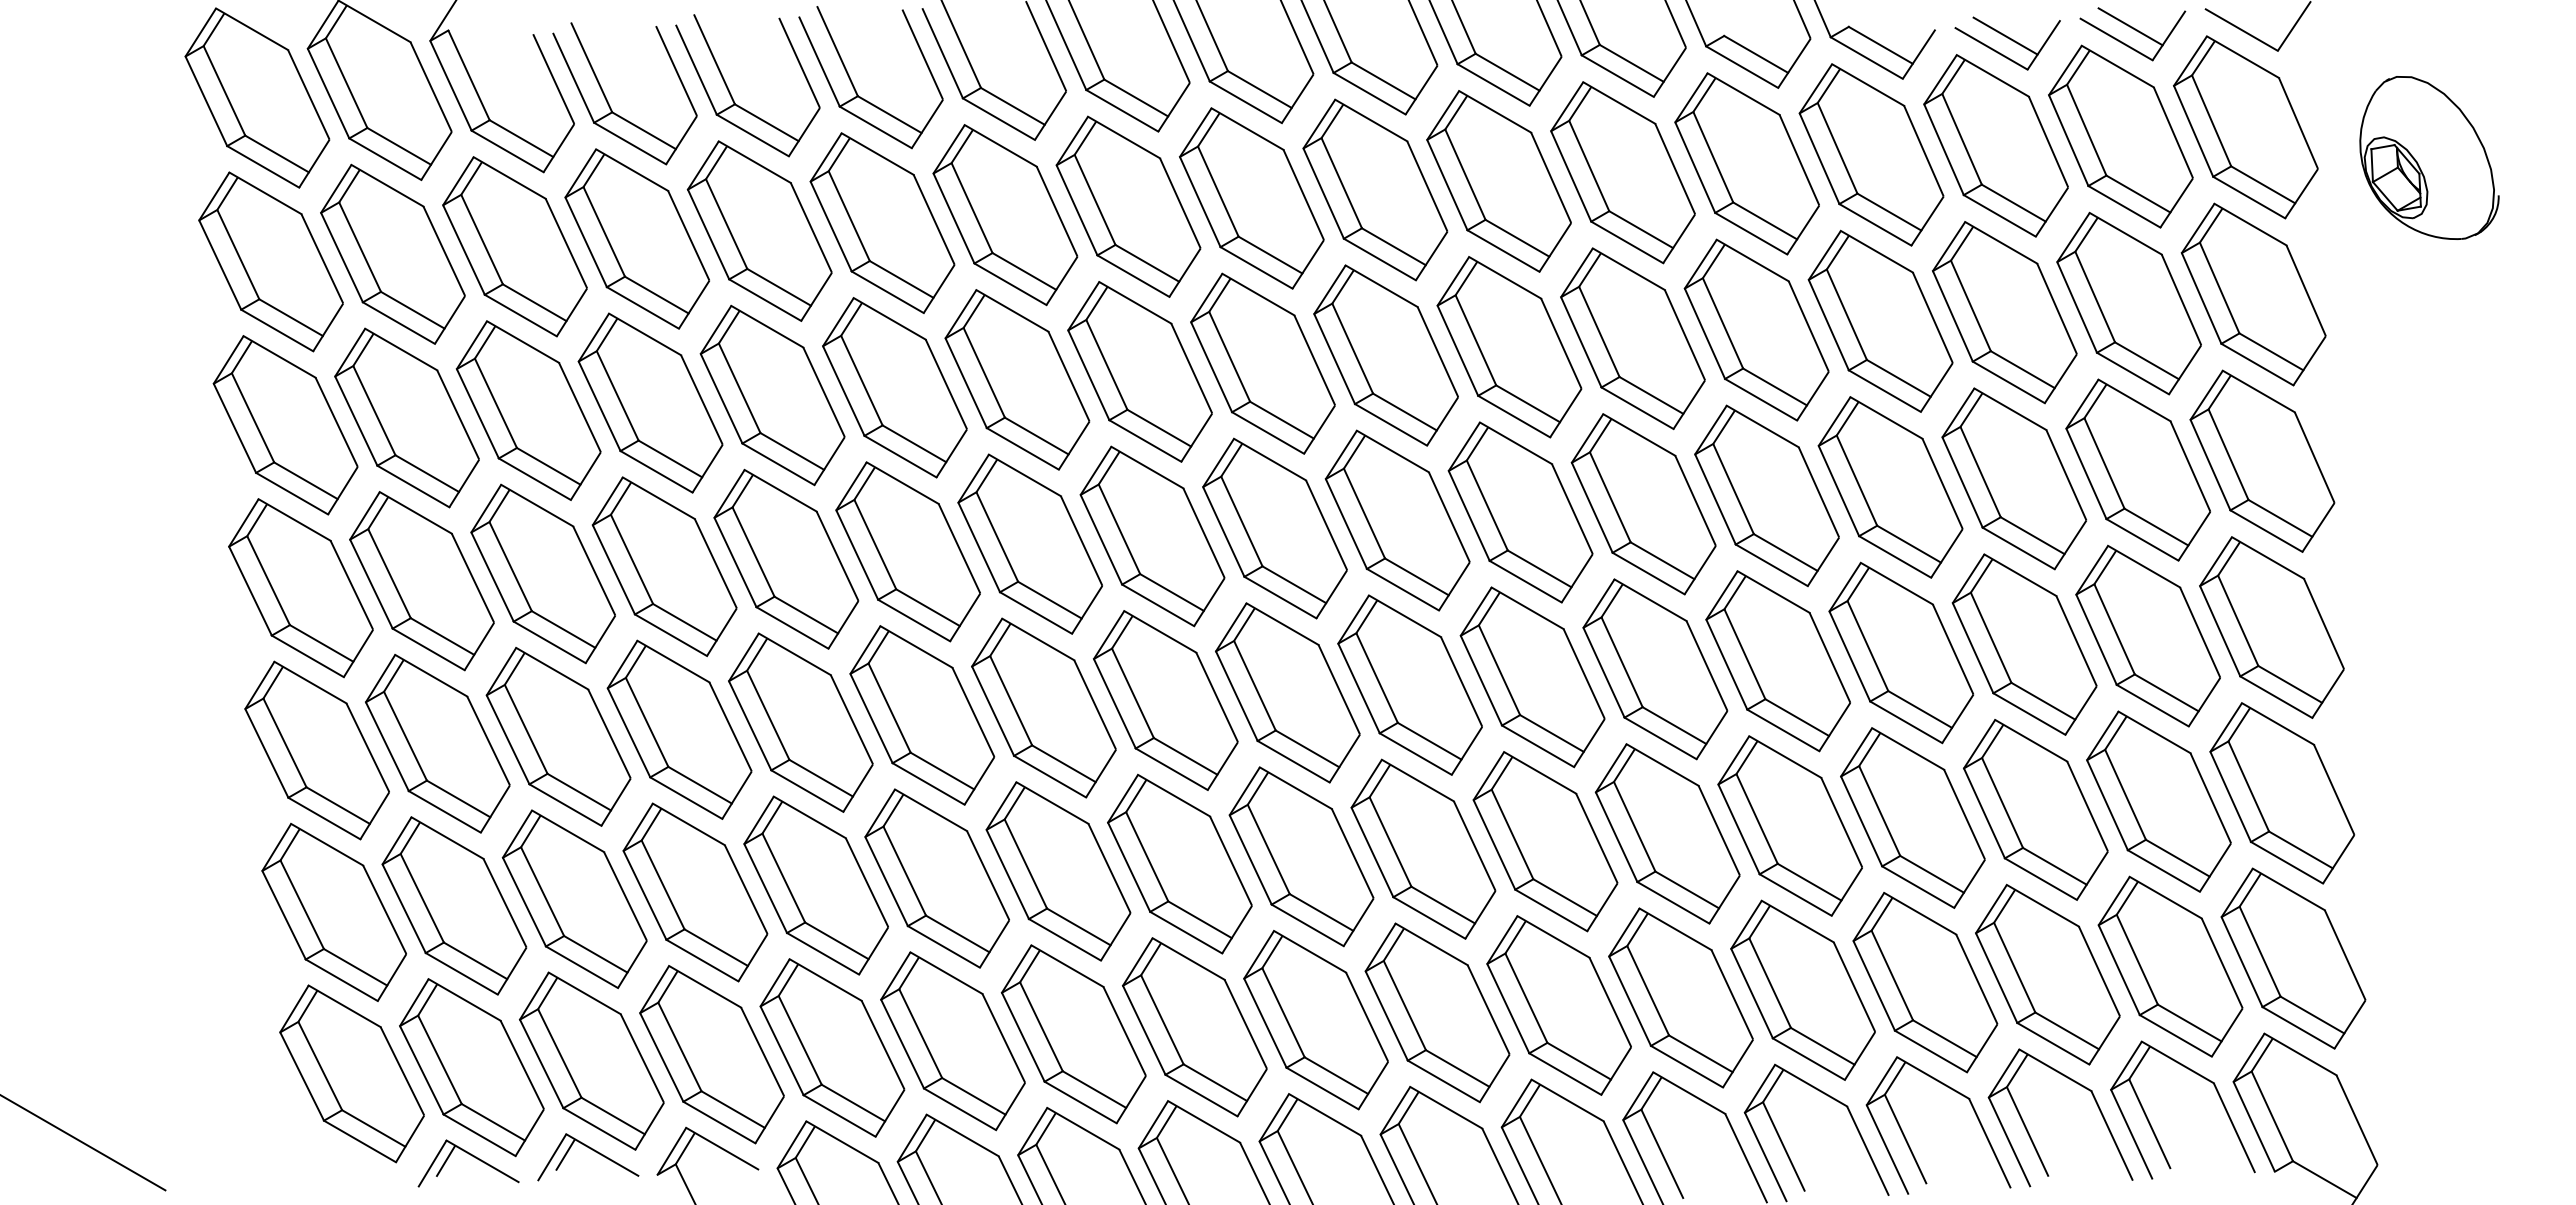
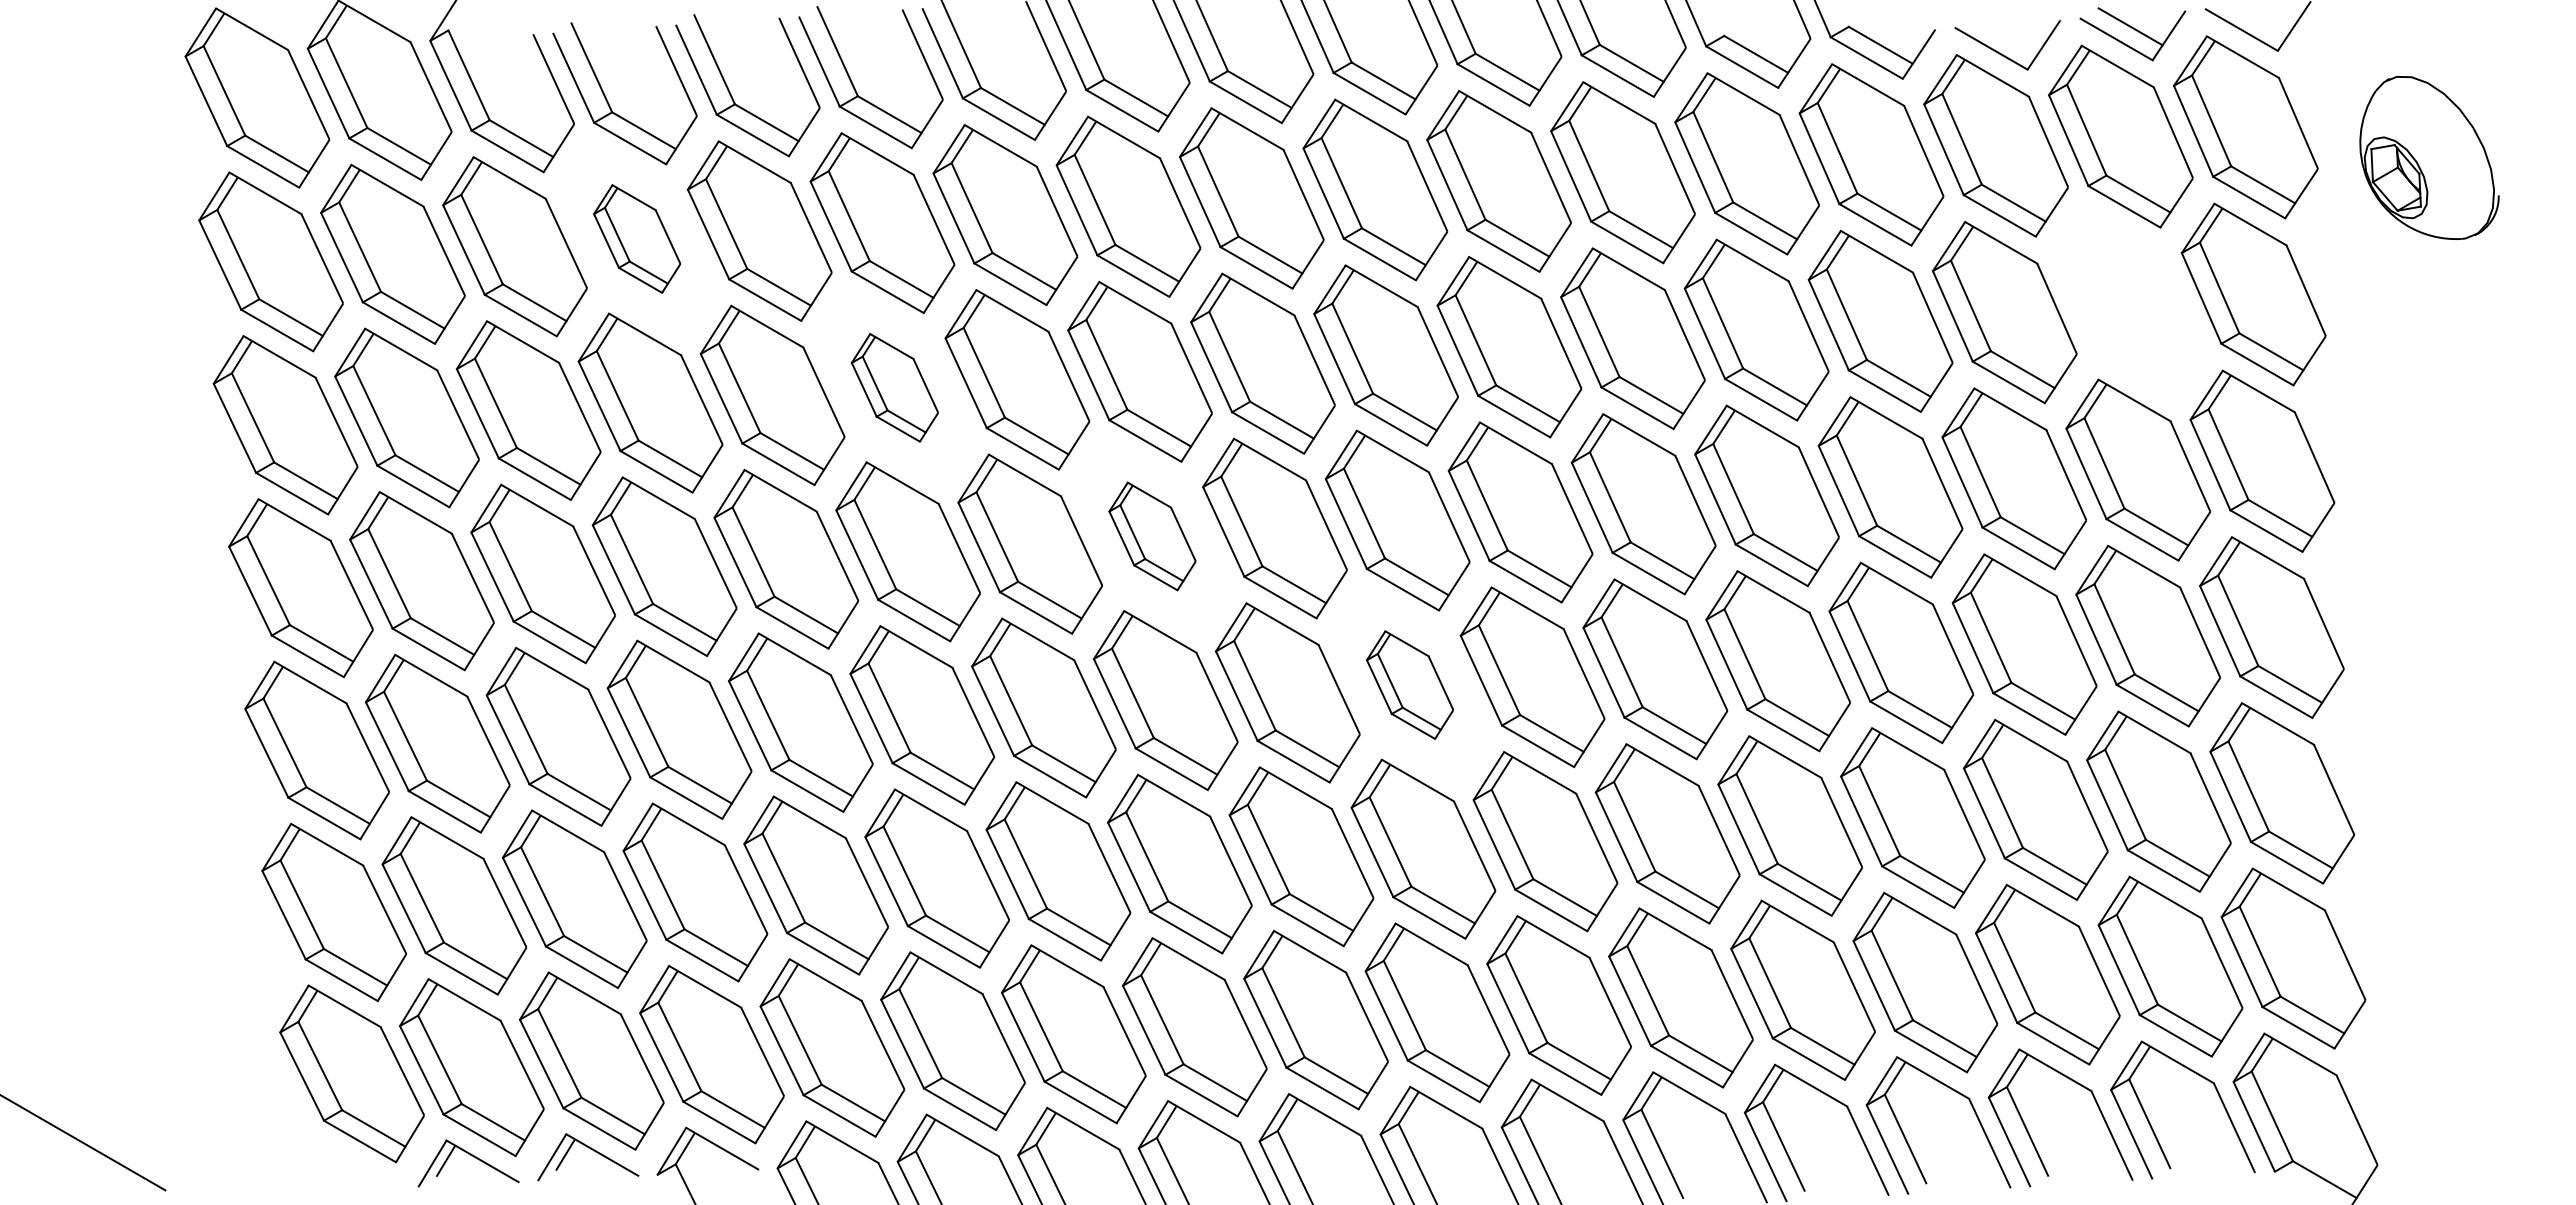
line: present -> none (2005, 35)
part size: 146x182 px -> 89x110 px (637, 238)
part: present -> none (2128, 303)
part size: 146x182 px -> 89x110 px (894, 387)
part size: 147x183 px -> 89x111 px (1152, 536)
part size: 146x182 px -> 88x110 px (1409, 684)
